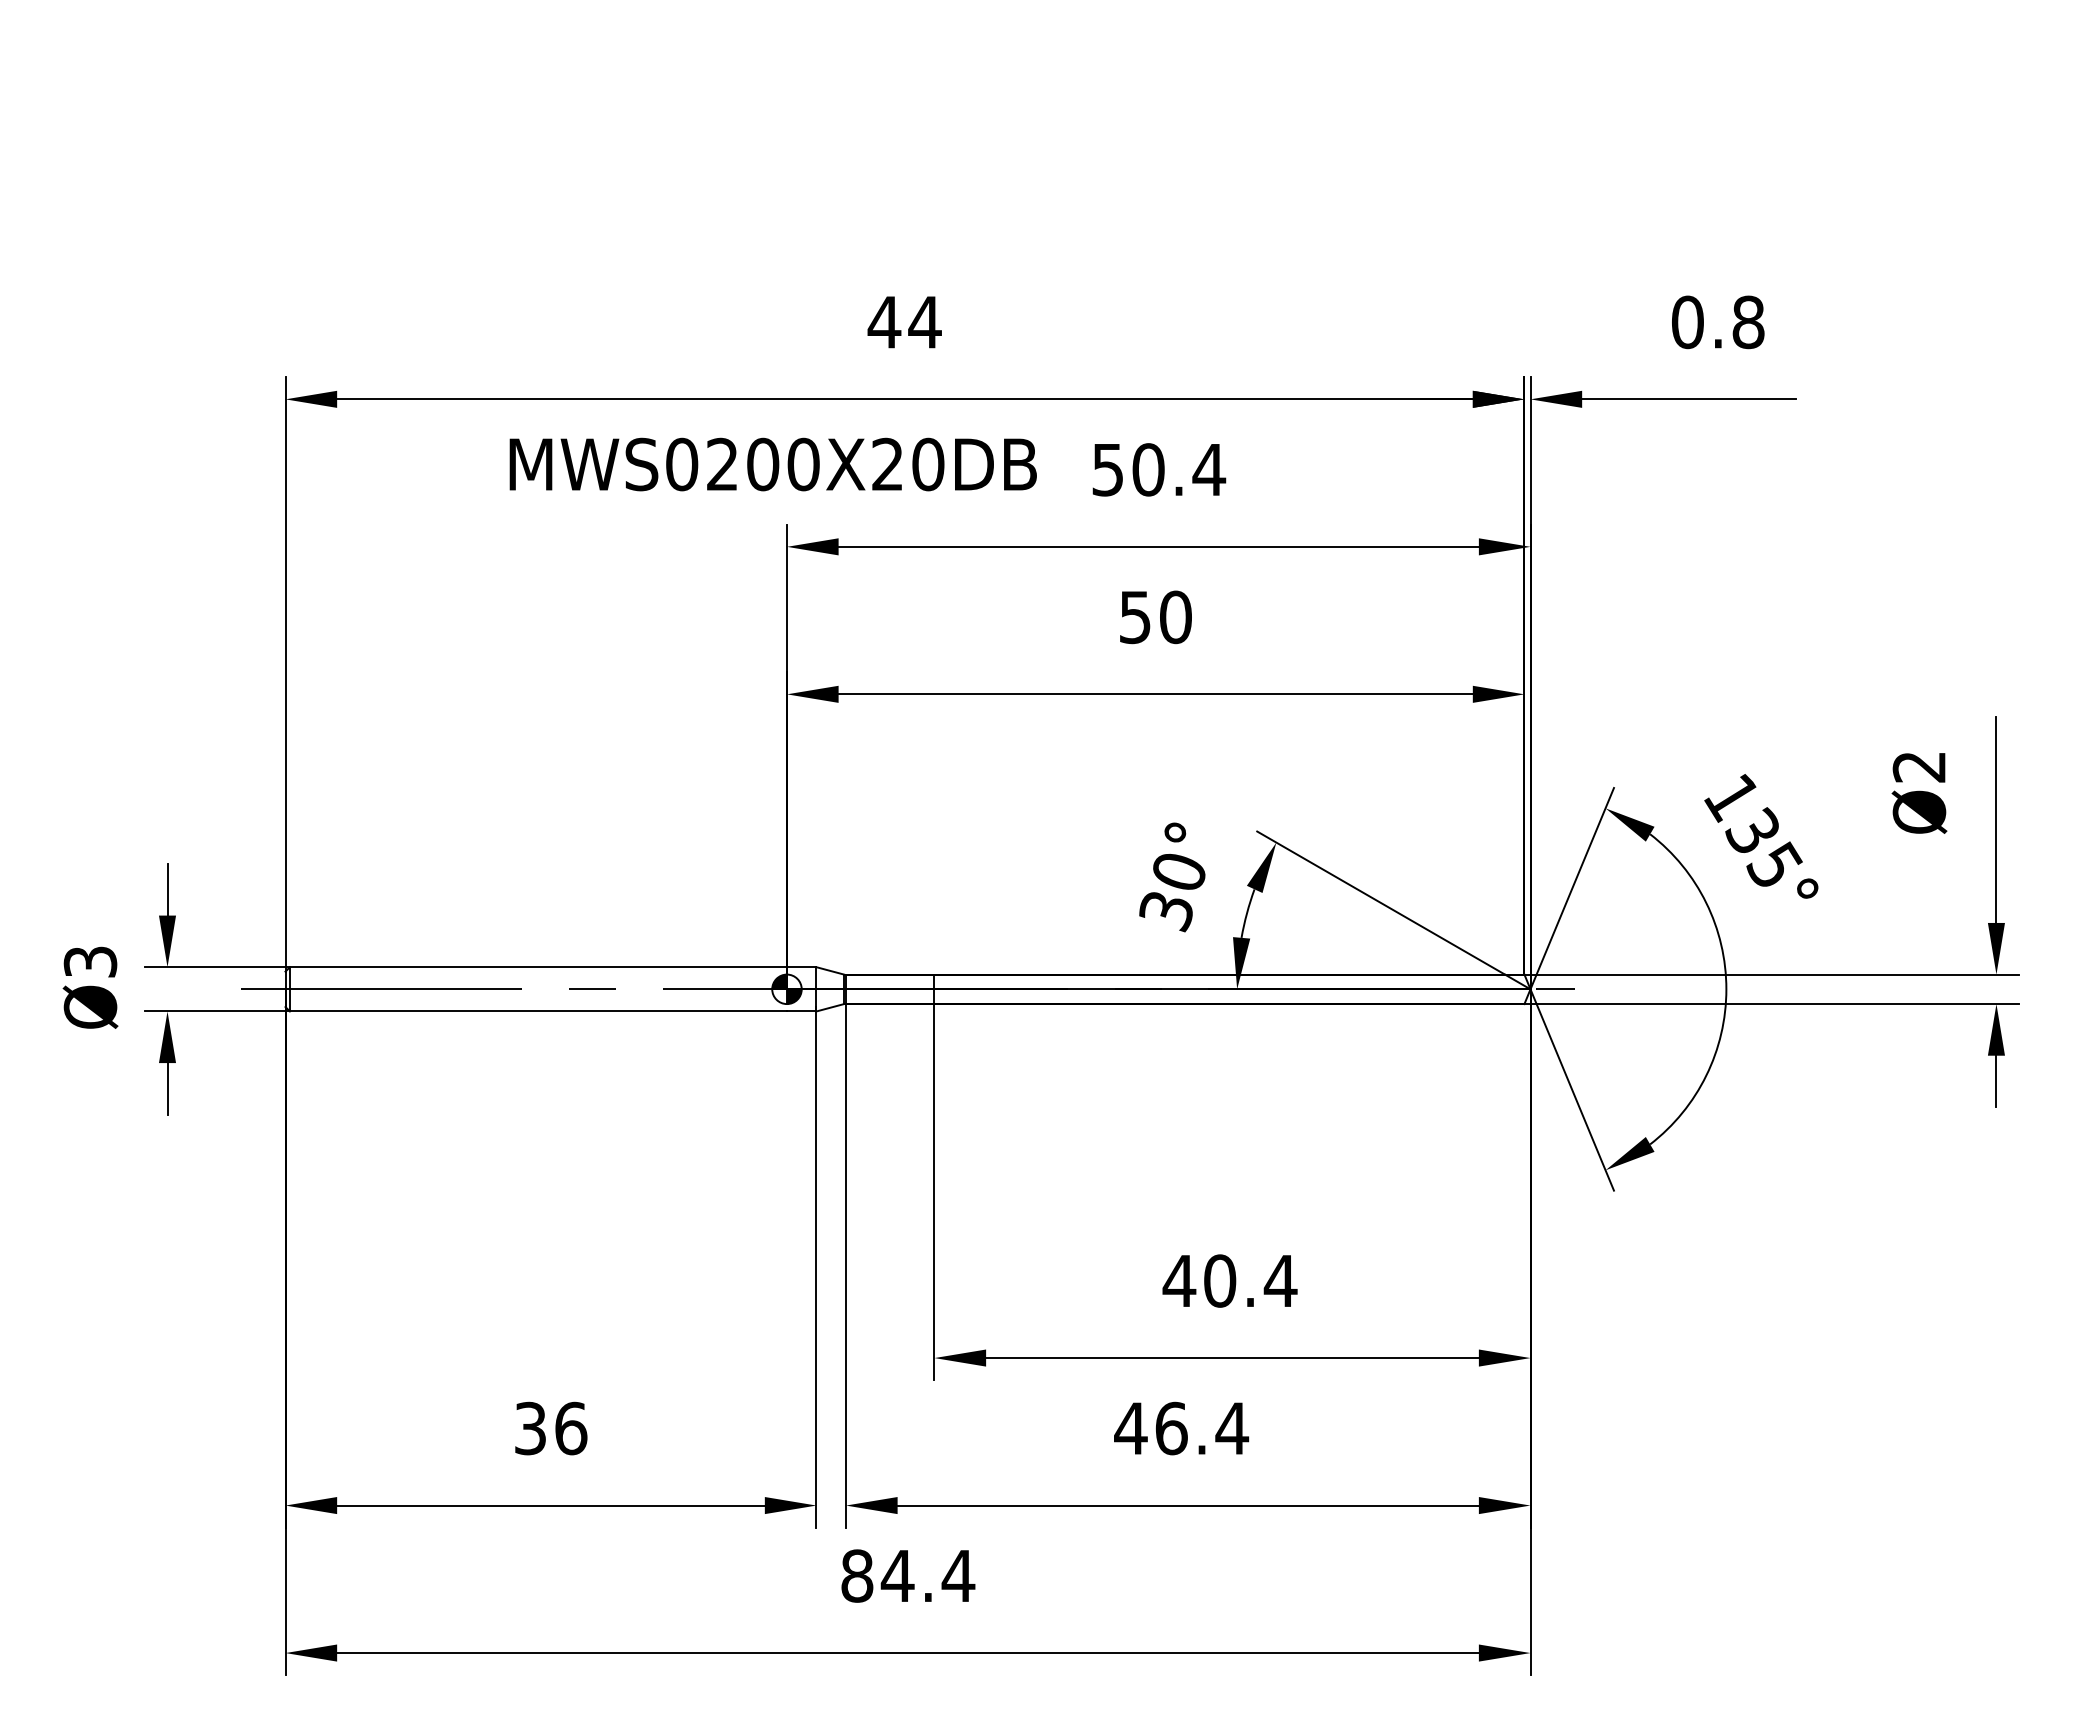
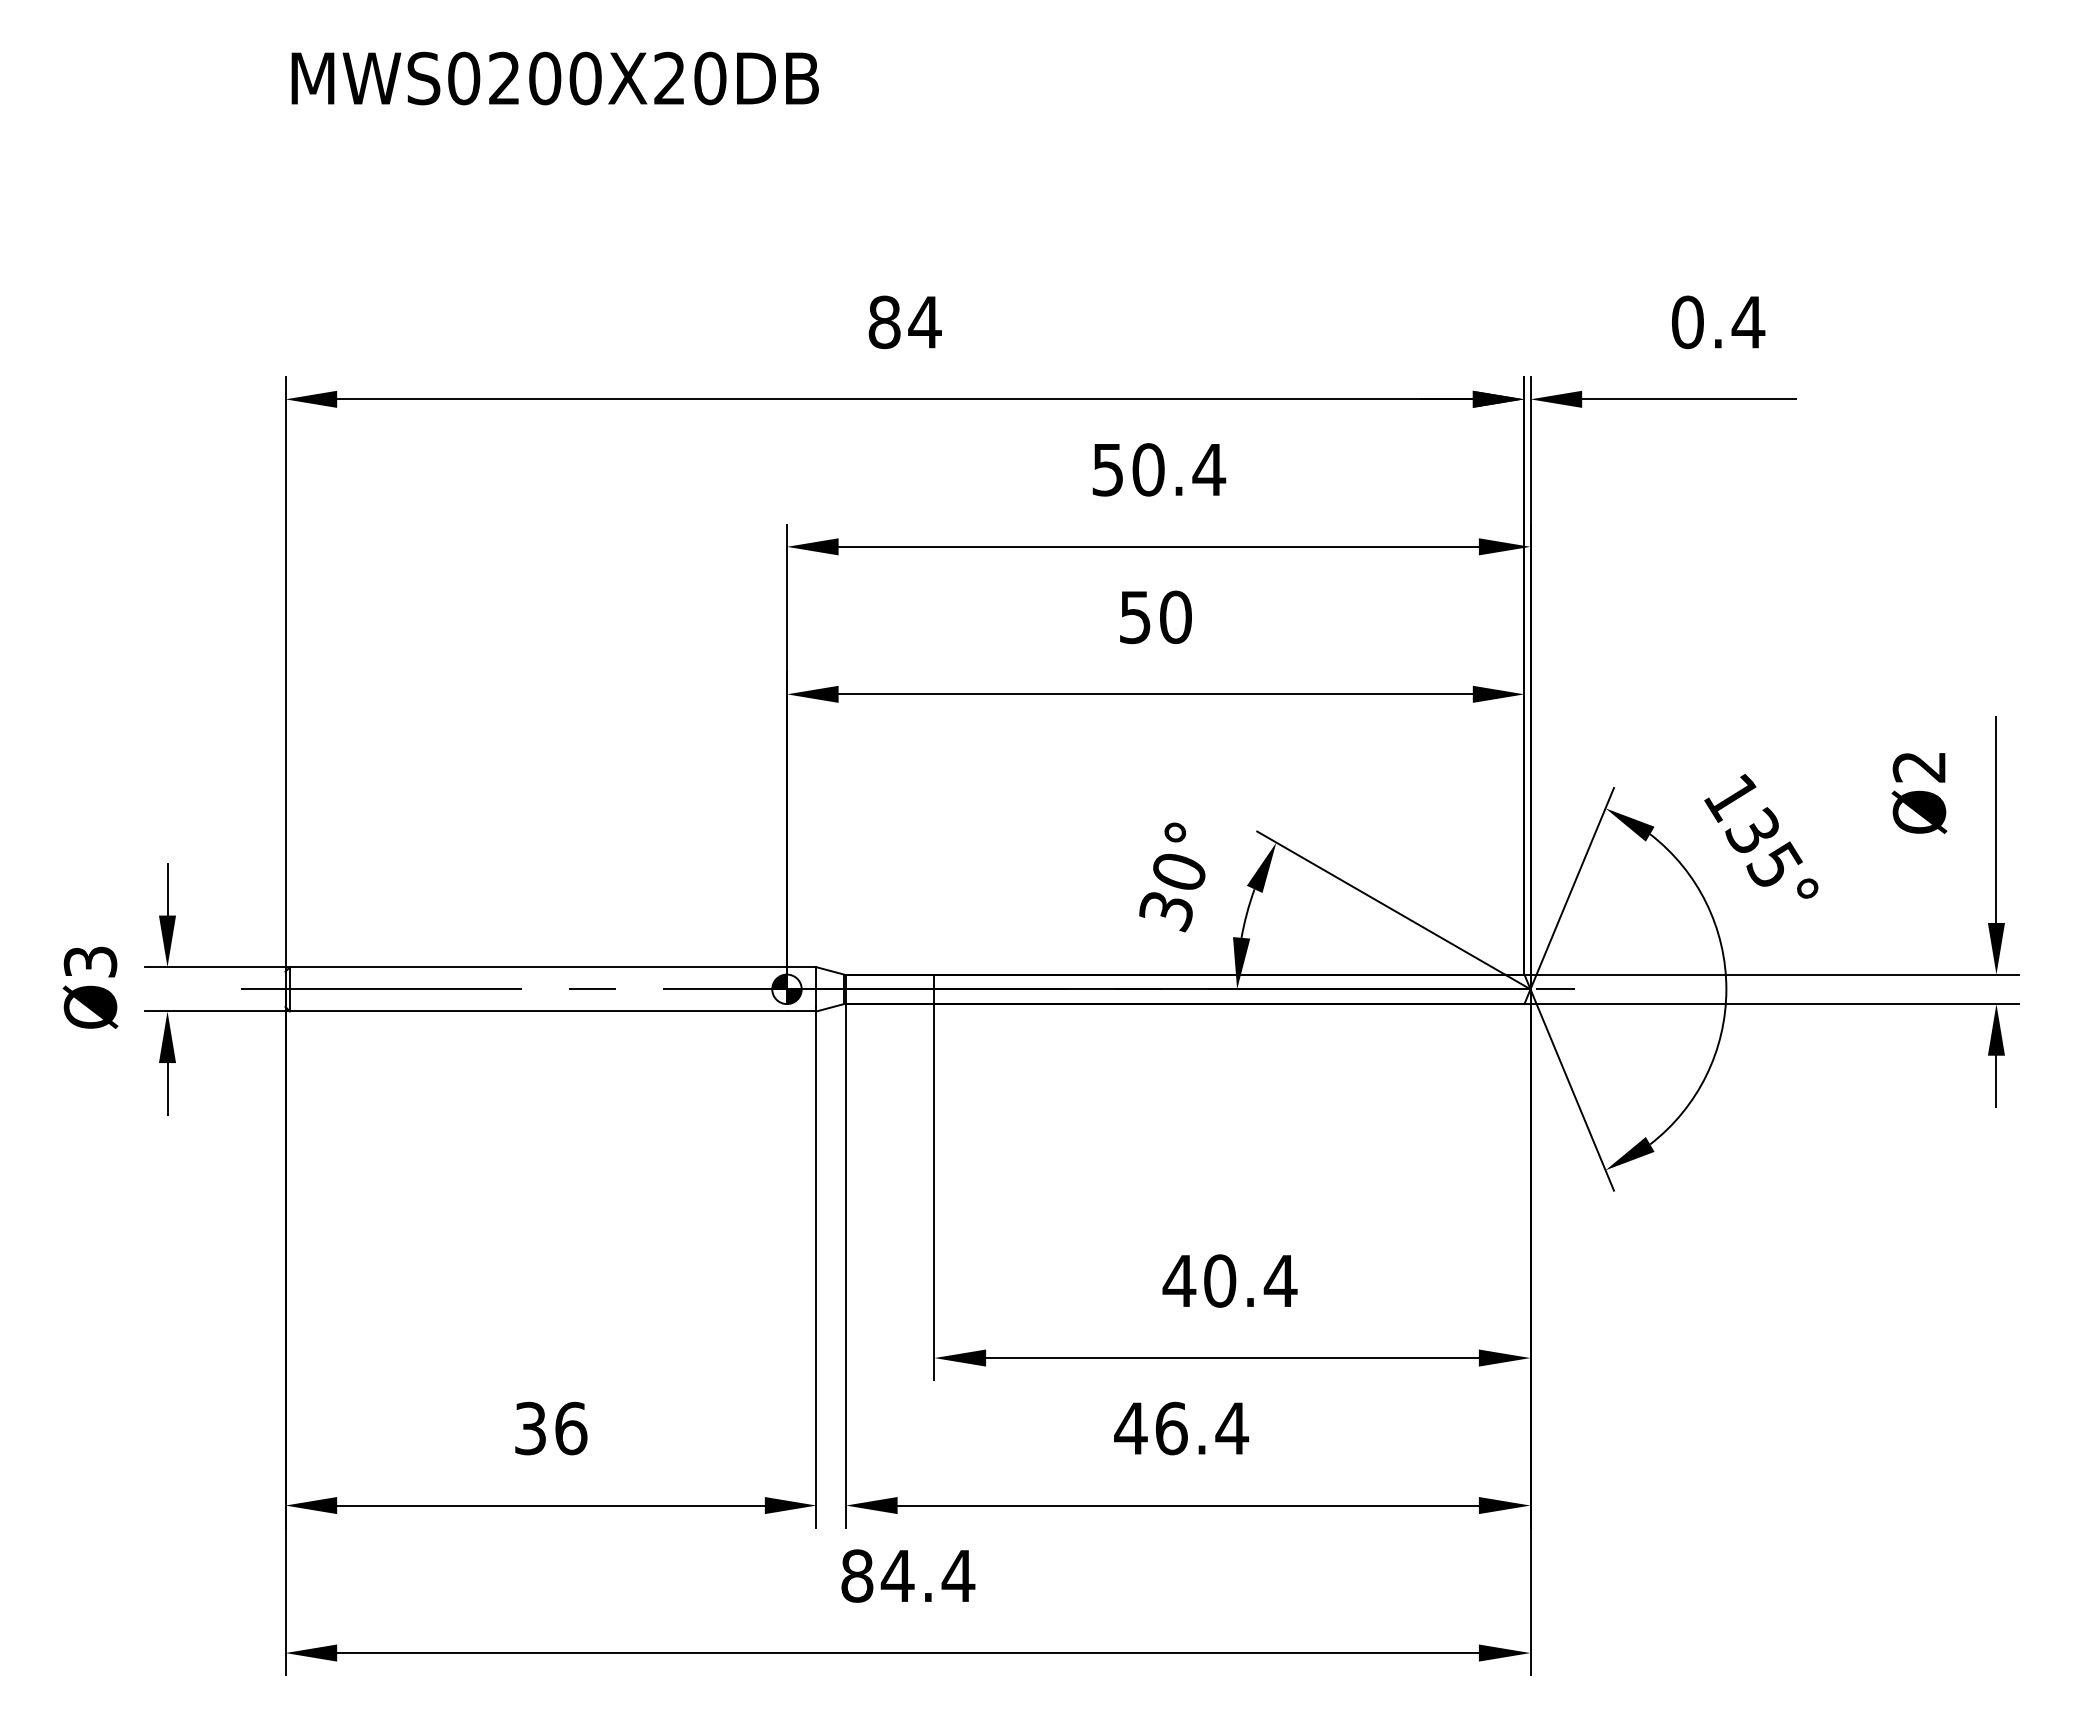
text: 44 -> 84 (884, 322)
text: 0.8 -> 0.4 (1748, 322)
text position: (772, 464) -> (554, 78) (554, 78)
